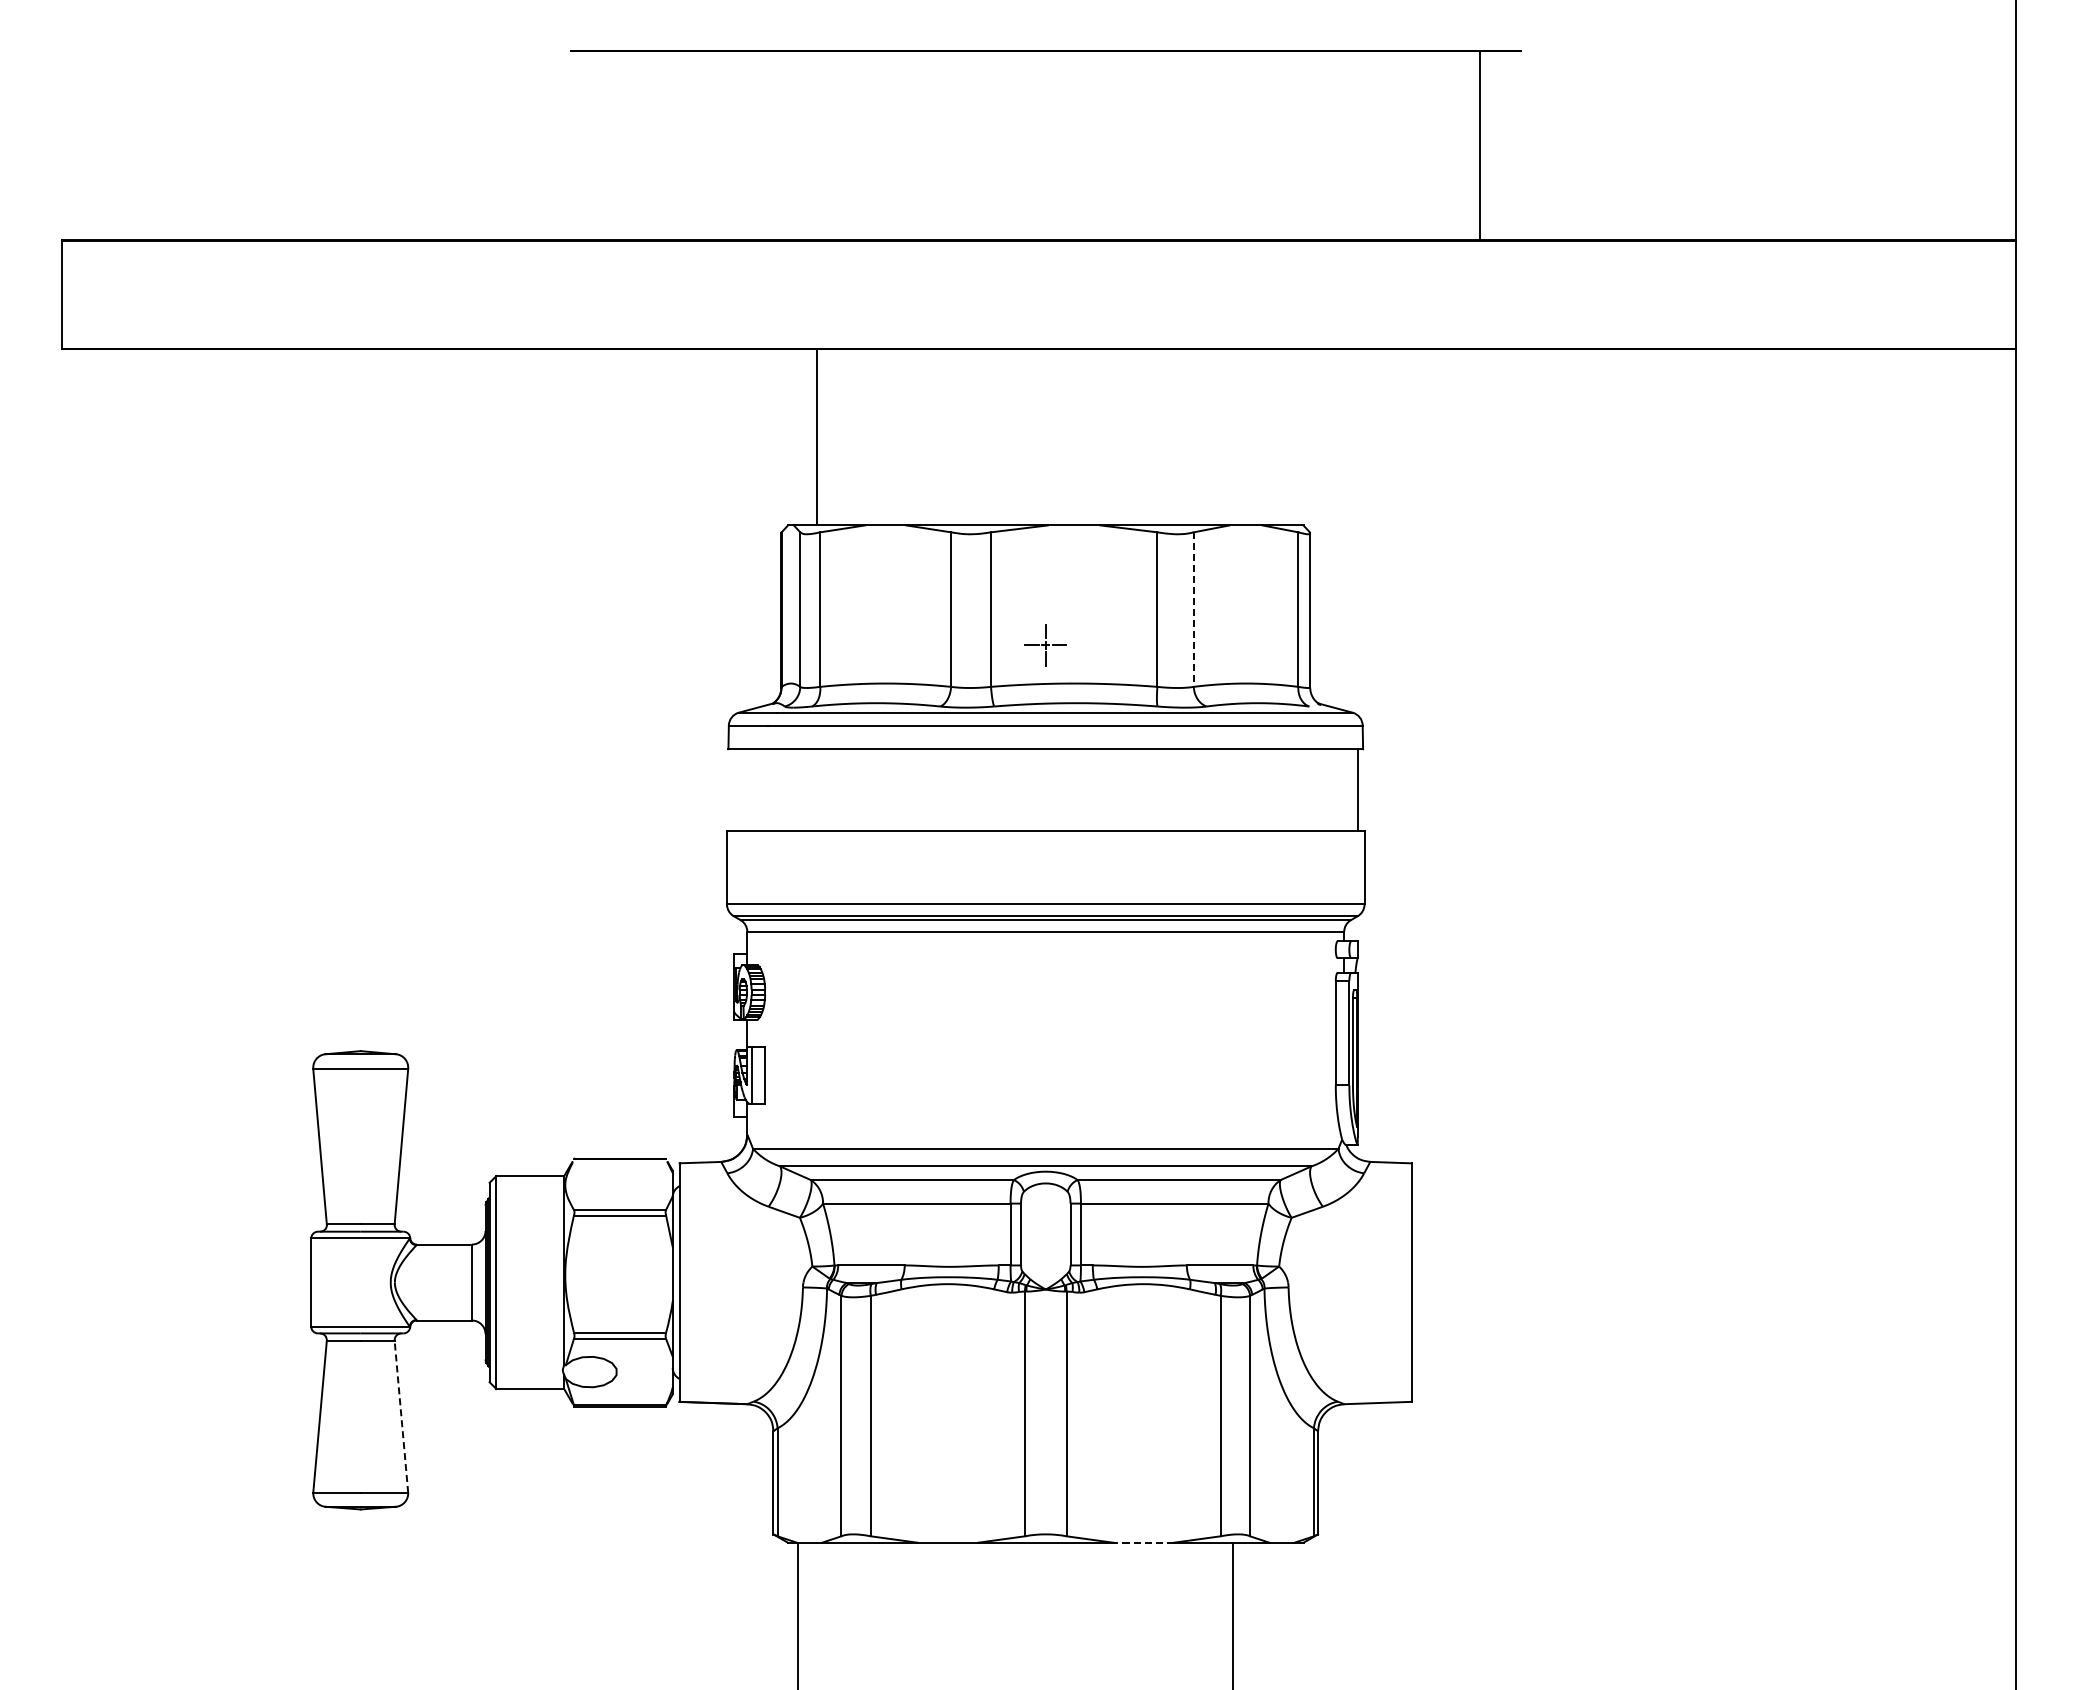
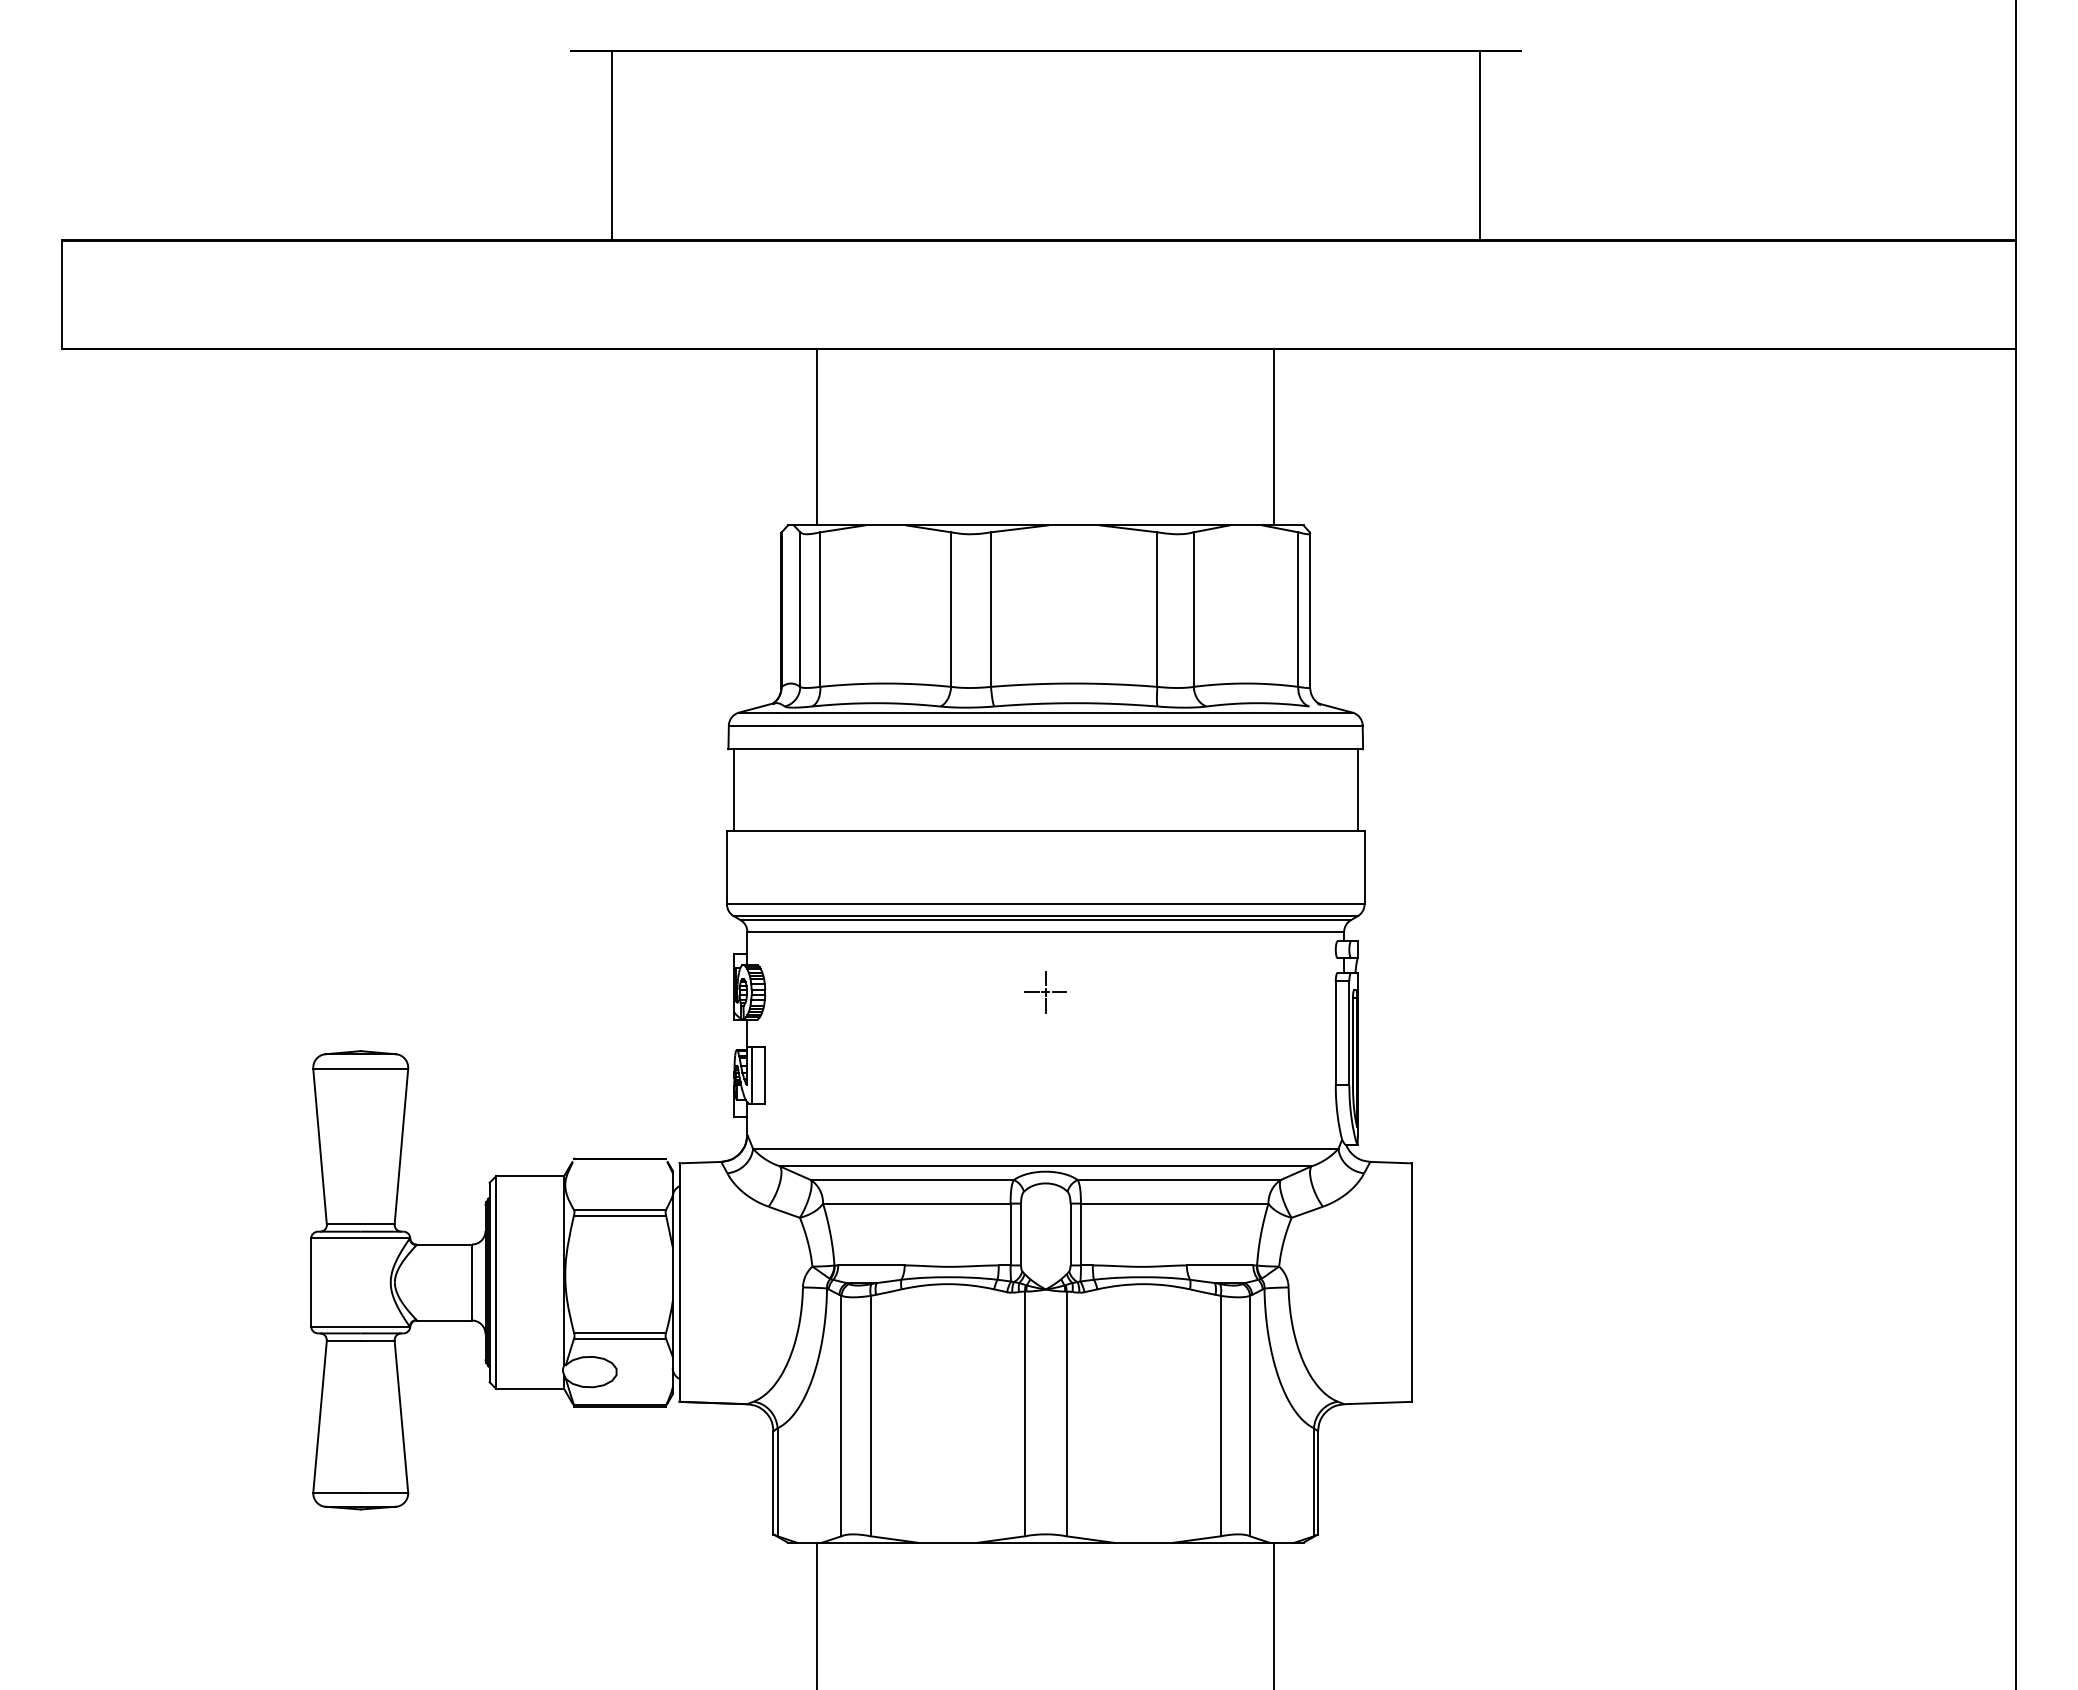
line: none -> present (611, 145)
line: none -> present (1274, 437)
line: dashed -> solid (1193, 610)
part position: (1045, 645) -> (1045, 992) (1045, 992)
line: none -> present (733, 789)
line: dashed -> solid (401, 1416)
line: dashed -> solid (1143, 1542)
line position: (798, 1614) -> (817, 1614) (817, 1614)
line position: (1233, 1614) -> (1274, 1614) (1274, 1614)
